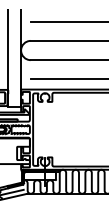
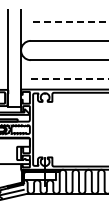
line: solid -> dashed (69, 21)
line: solid -> dashed (69, 79)
